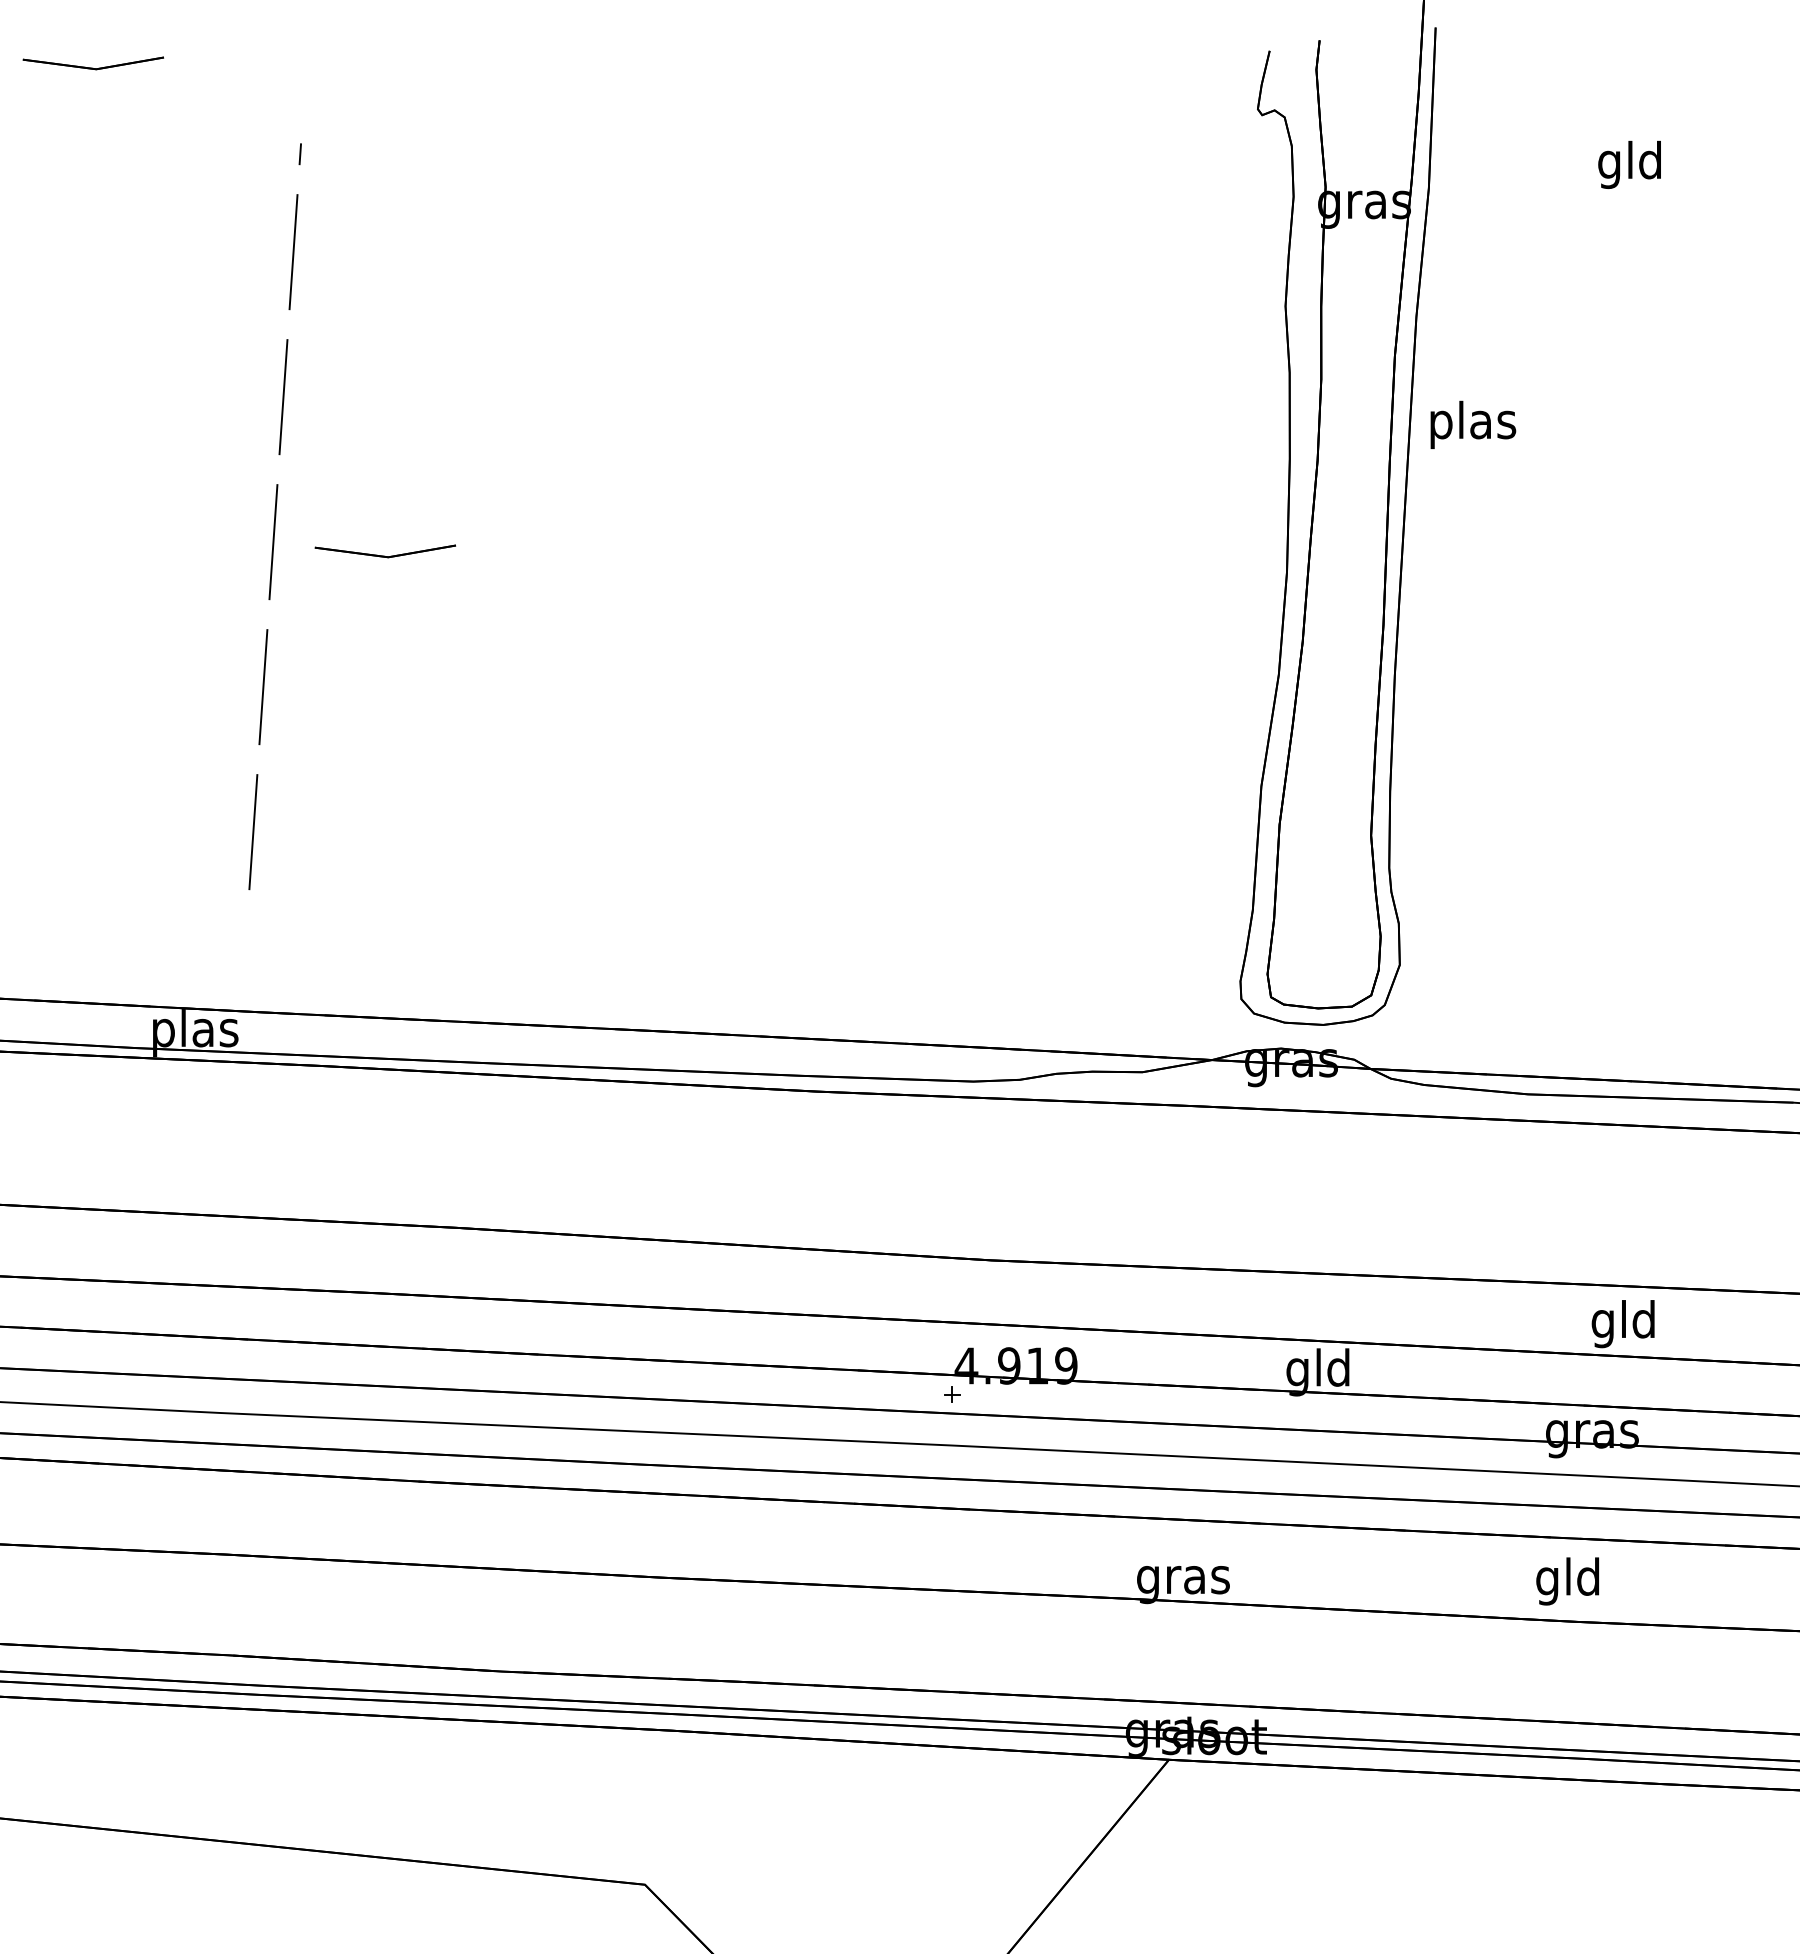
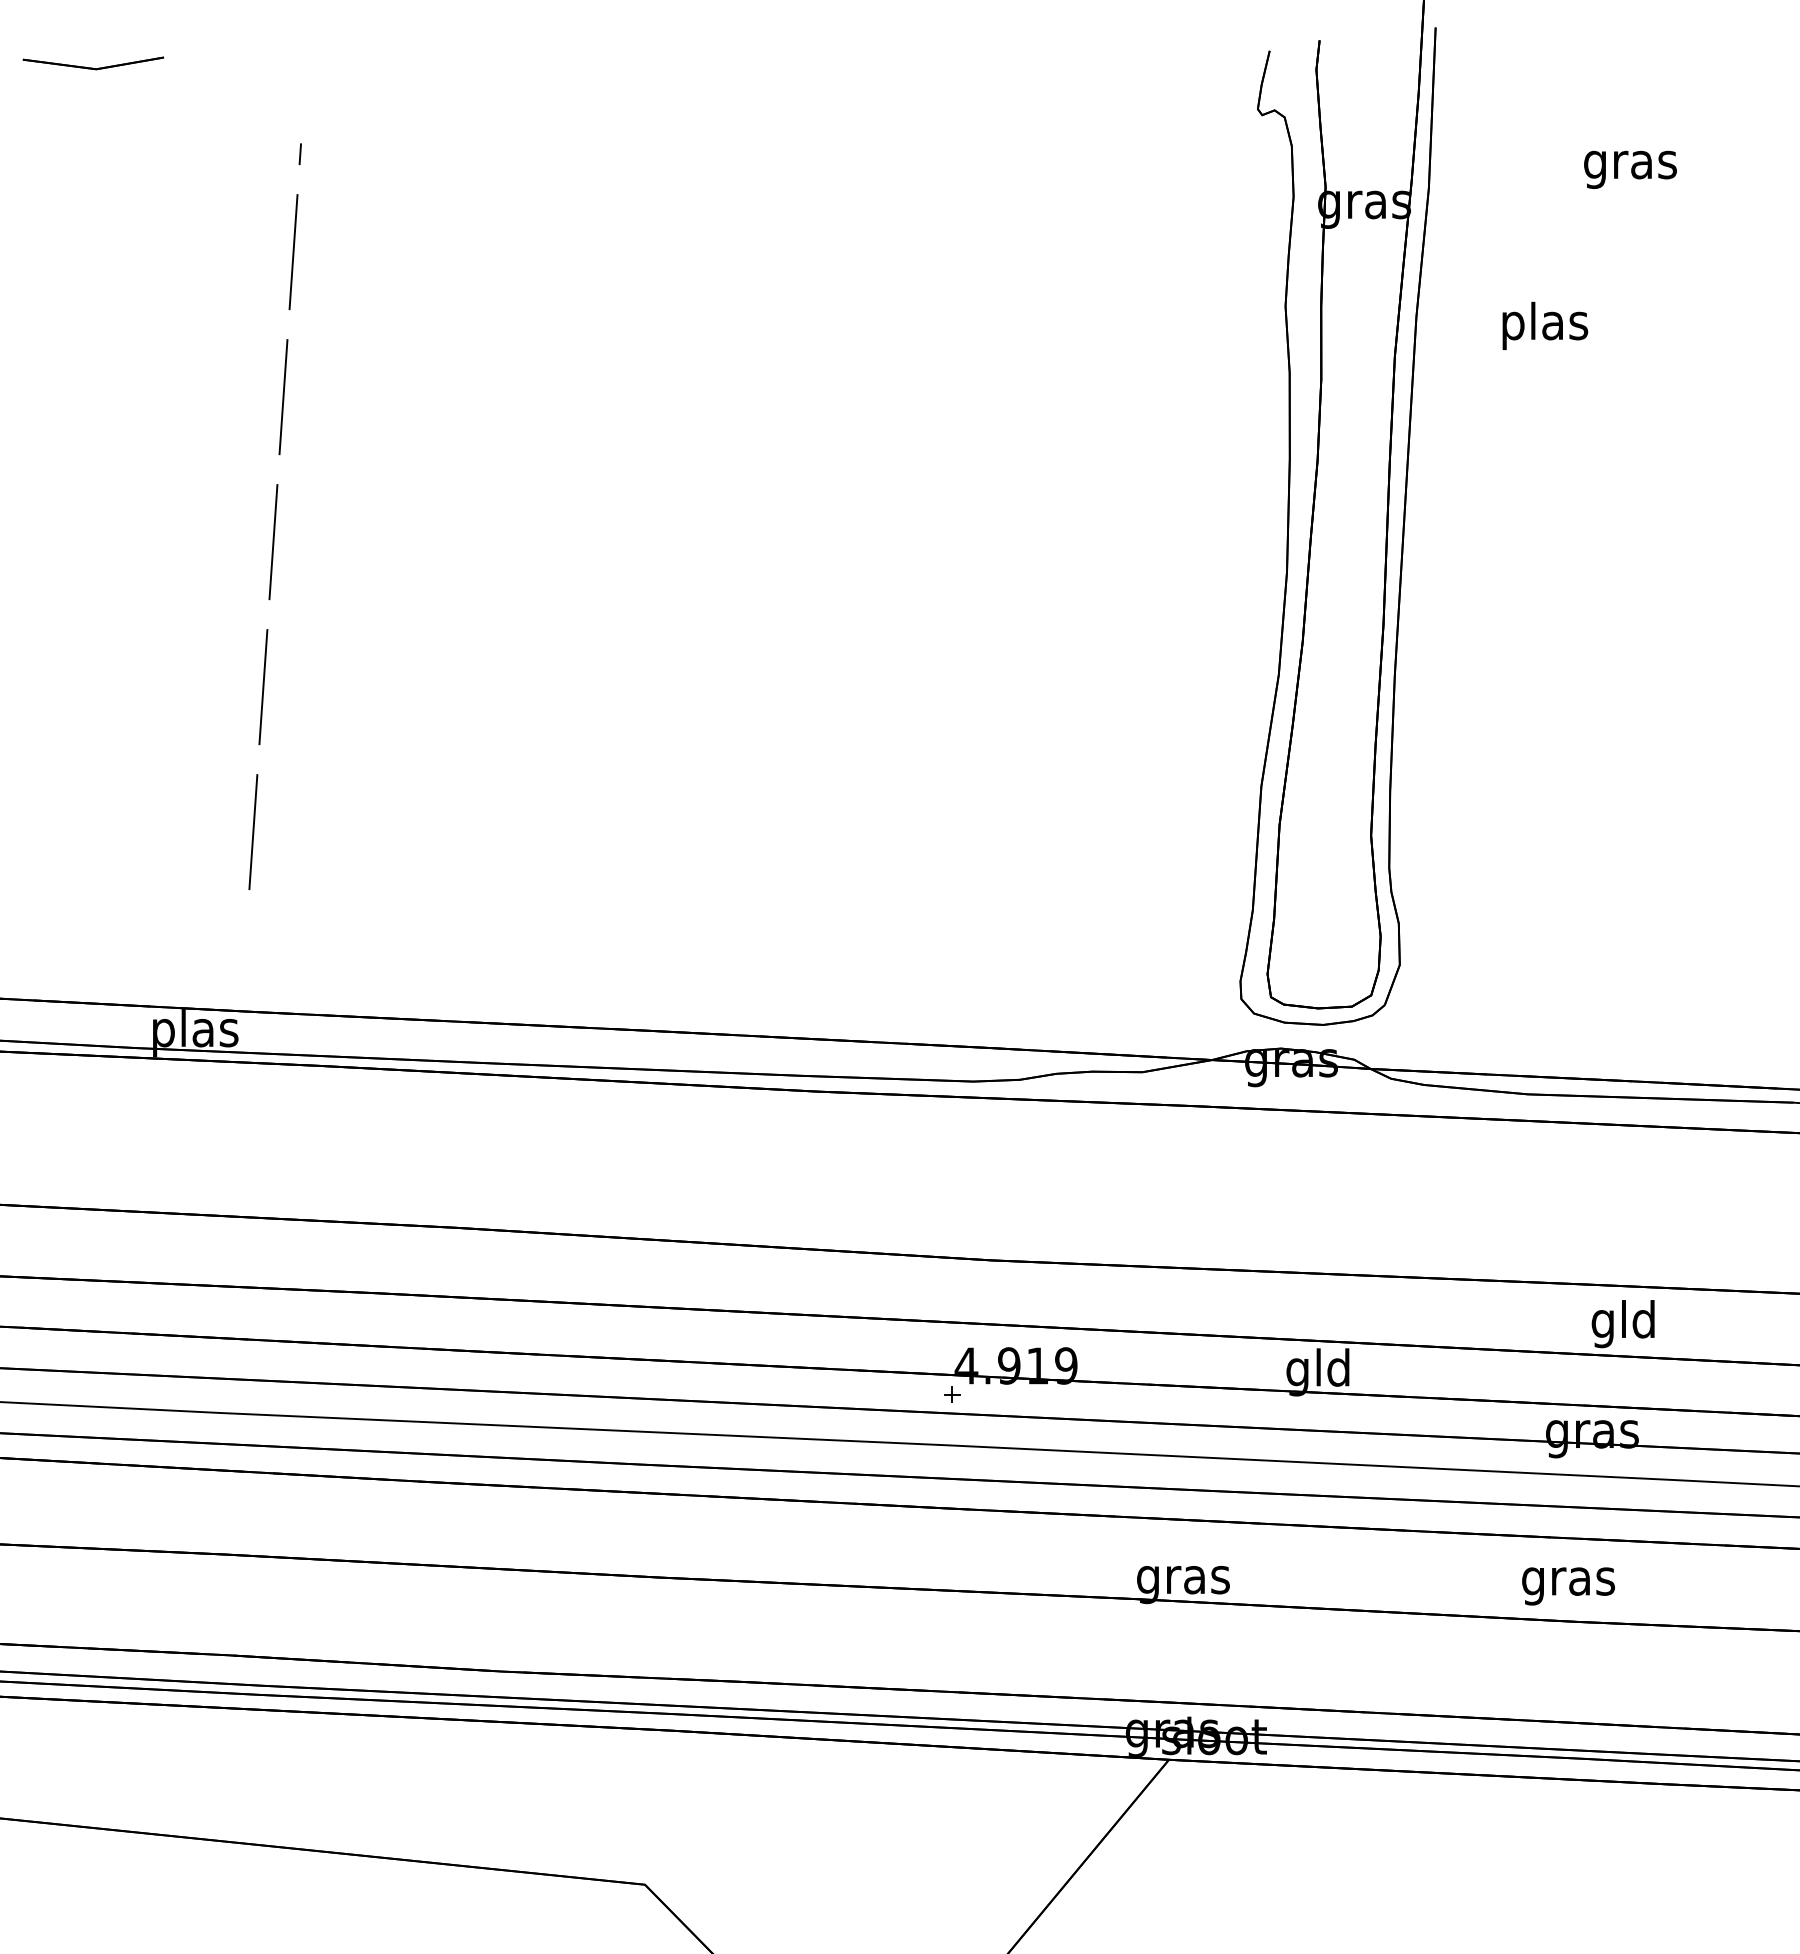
text: gld -> gras (1630, 164)
text position: (1473, 424) -> (1545, 325) (1545, 325)
part: present -> none (385, 551)
text: gld -> gras (1568, 1581)
